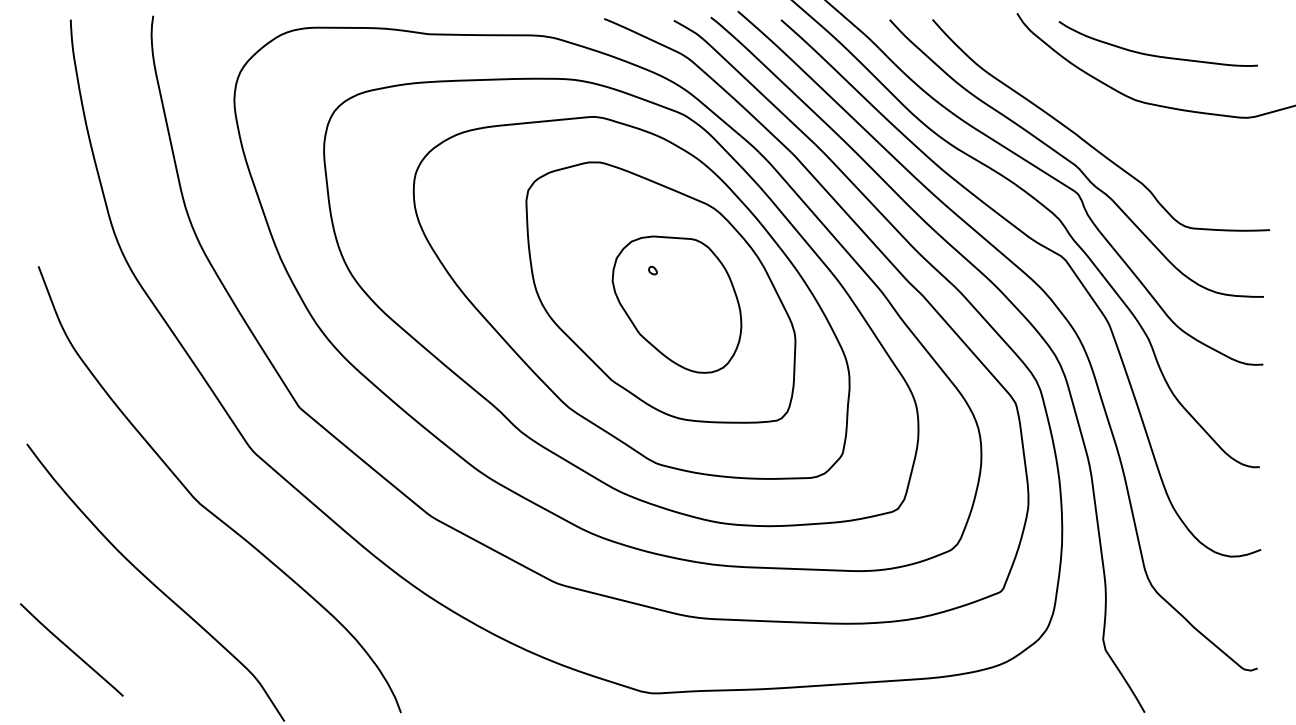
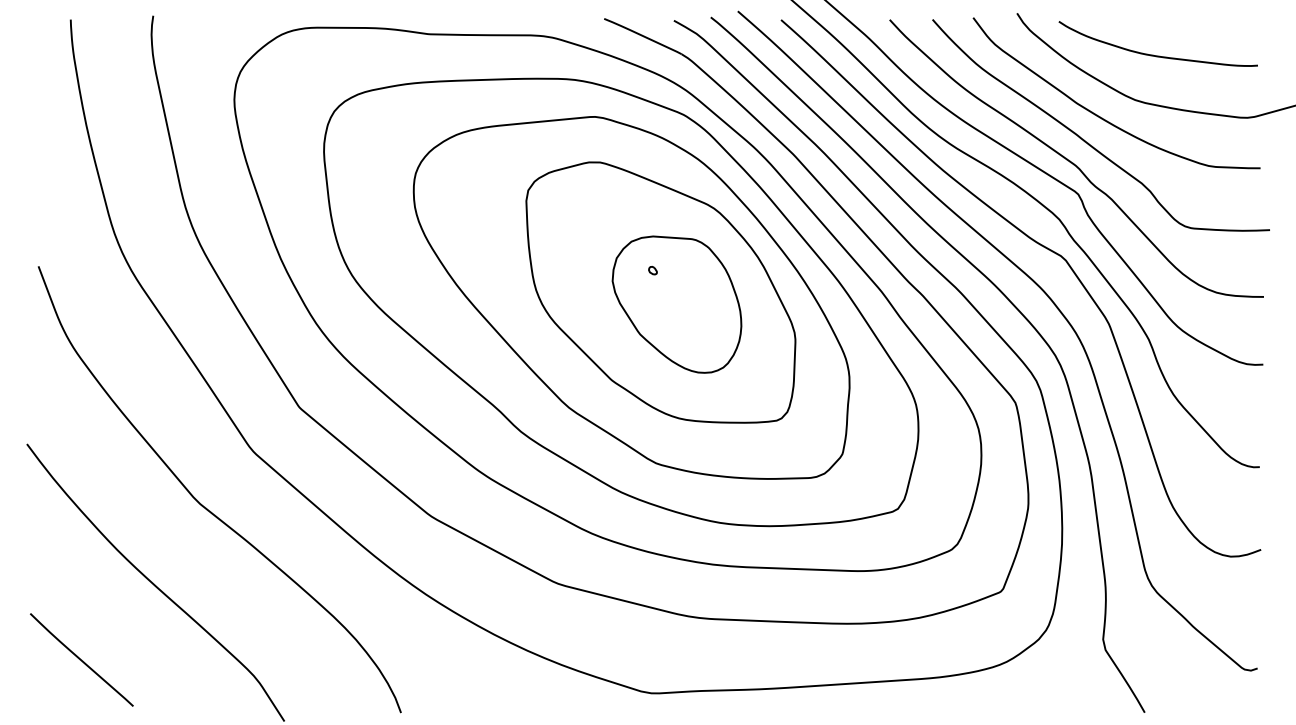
curve: none -> present (1102, 117)
line position: (71, 649) -> (81, 659) (81, 659)
